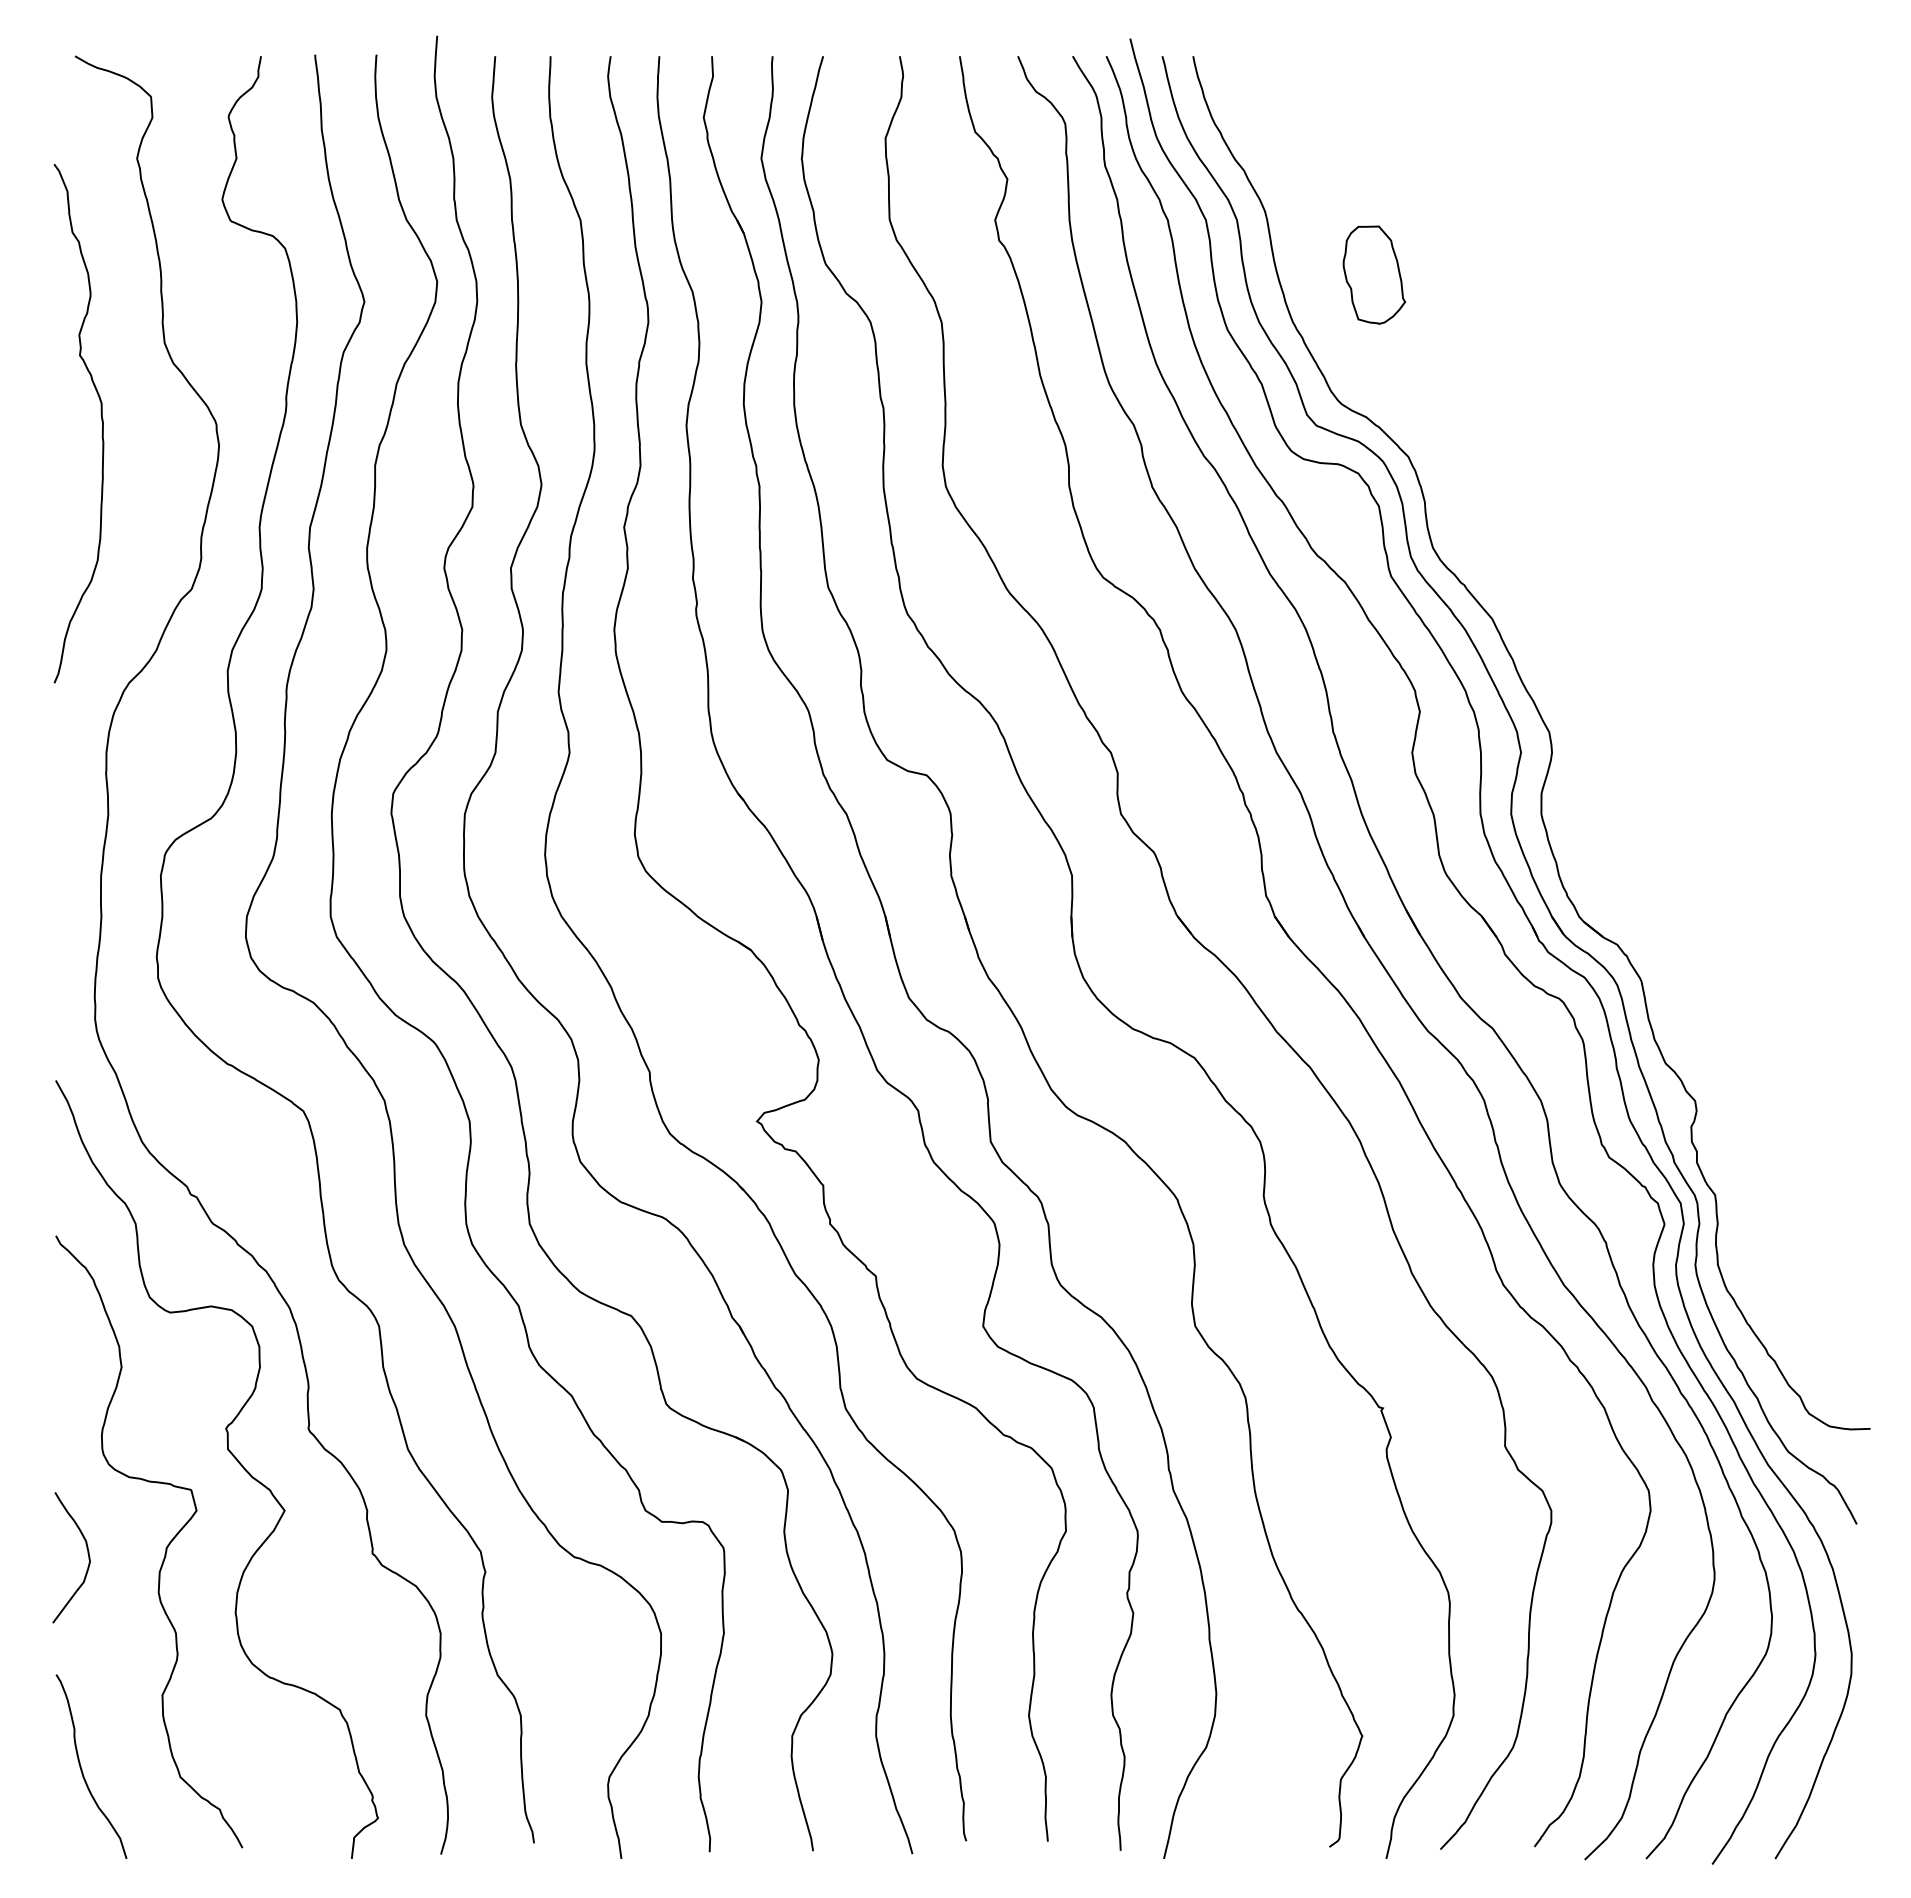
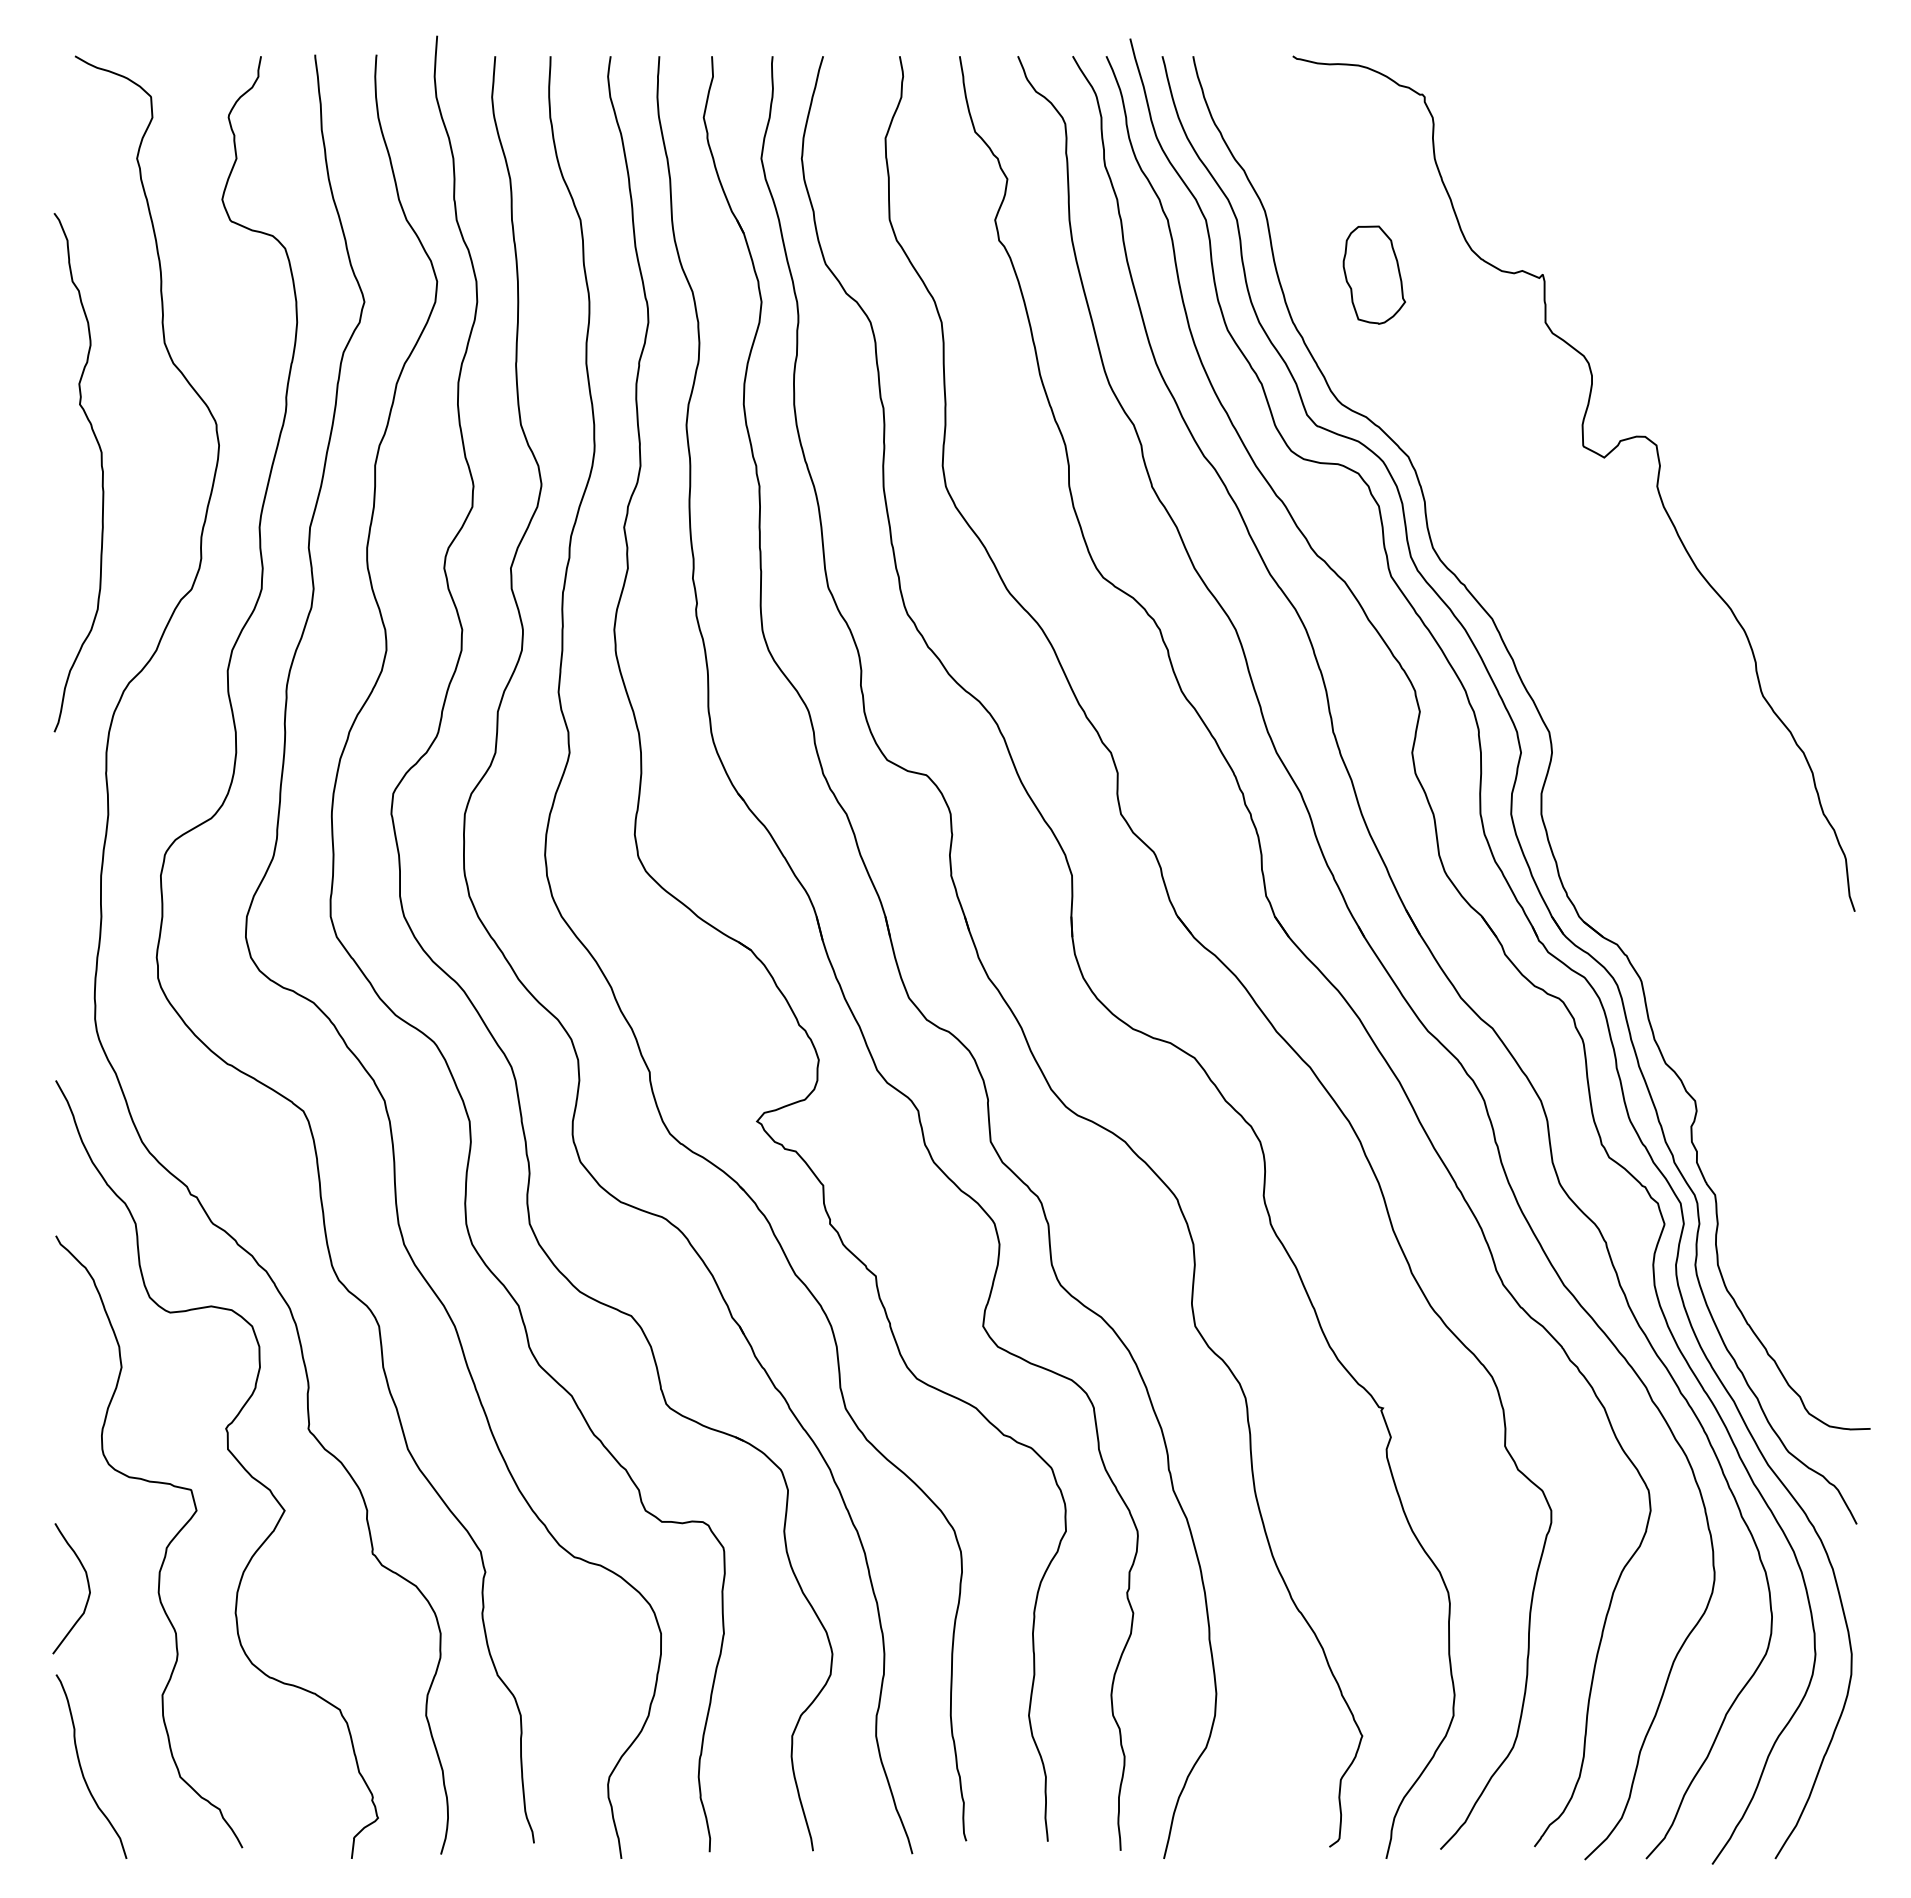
curve position: (101, 421) -> (101, 470) (101, 470)
curve: none -> present (1590, 451)
curve position: (87, 1553) -> (87, 1584) (87, 1584)
